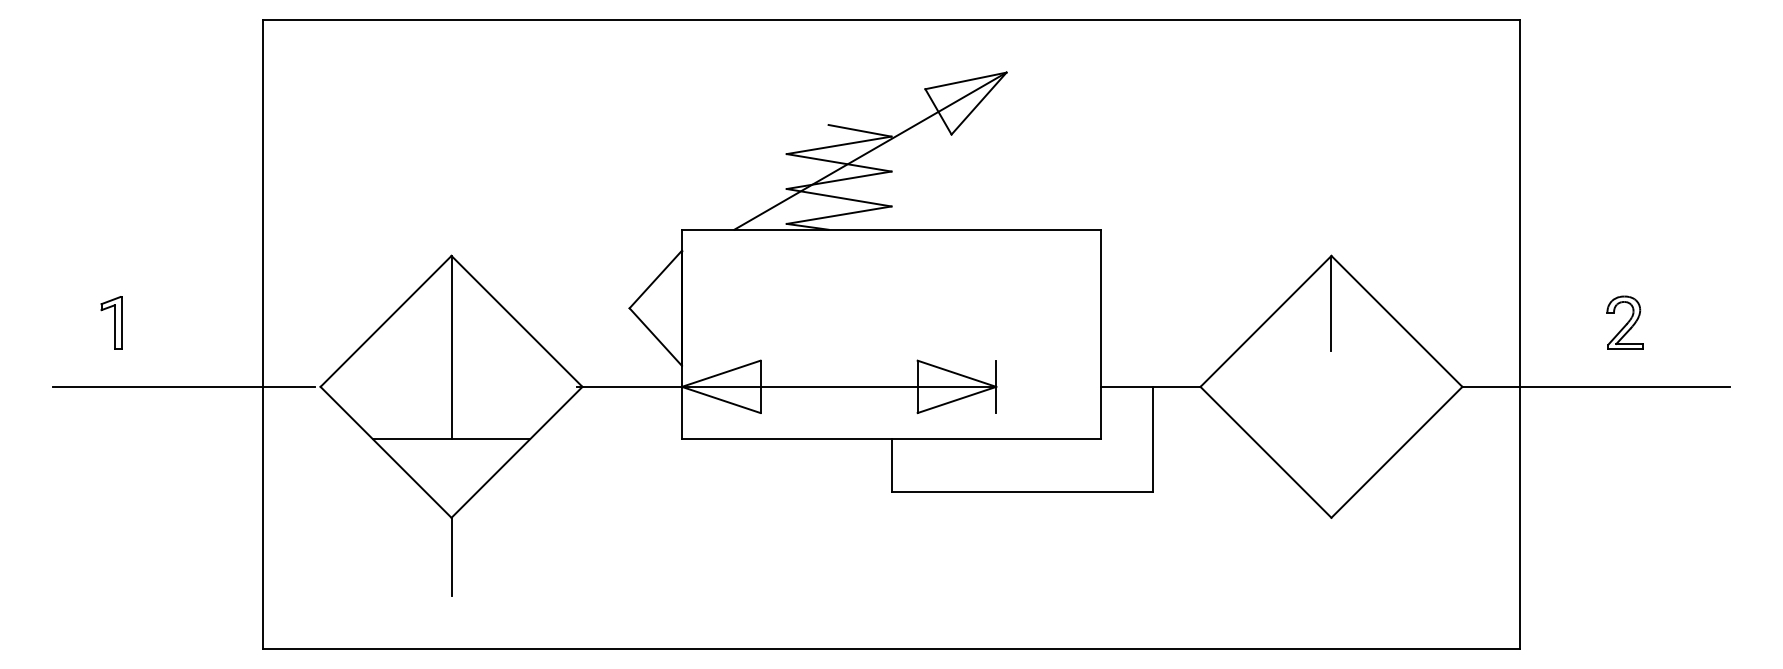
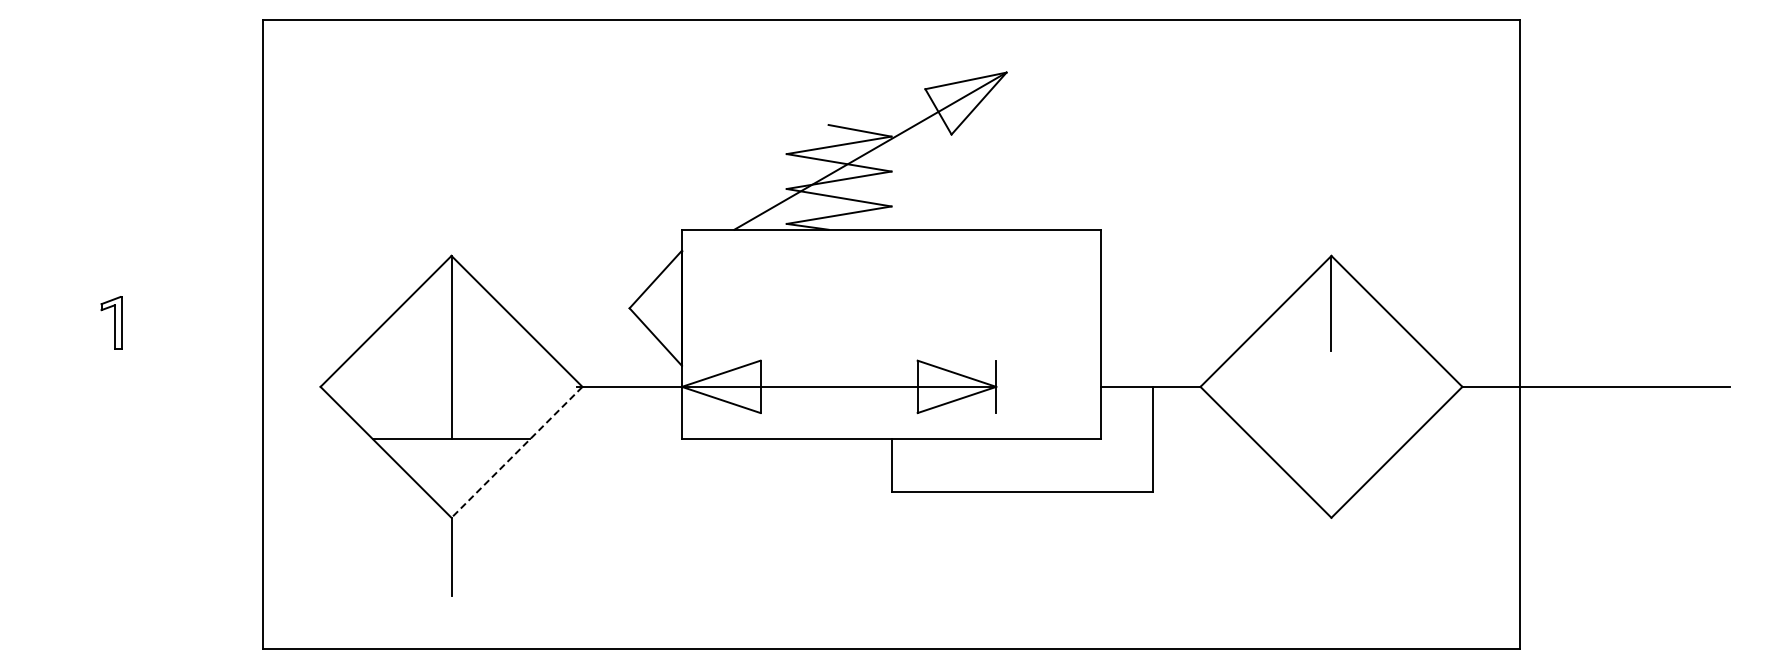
part: present -> none (1624, 322)
line: present -> none (184, 386)
line: solid -> dashed (517, 452)
